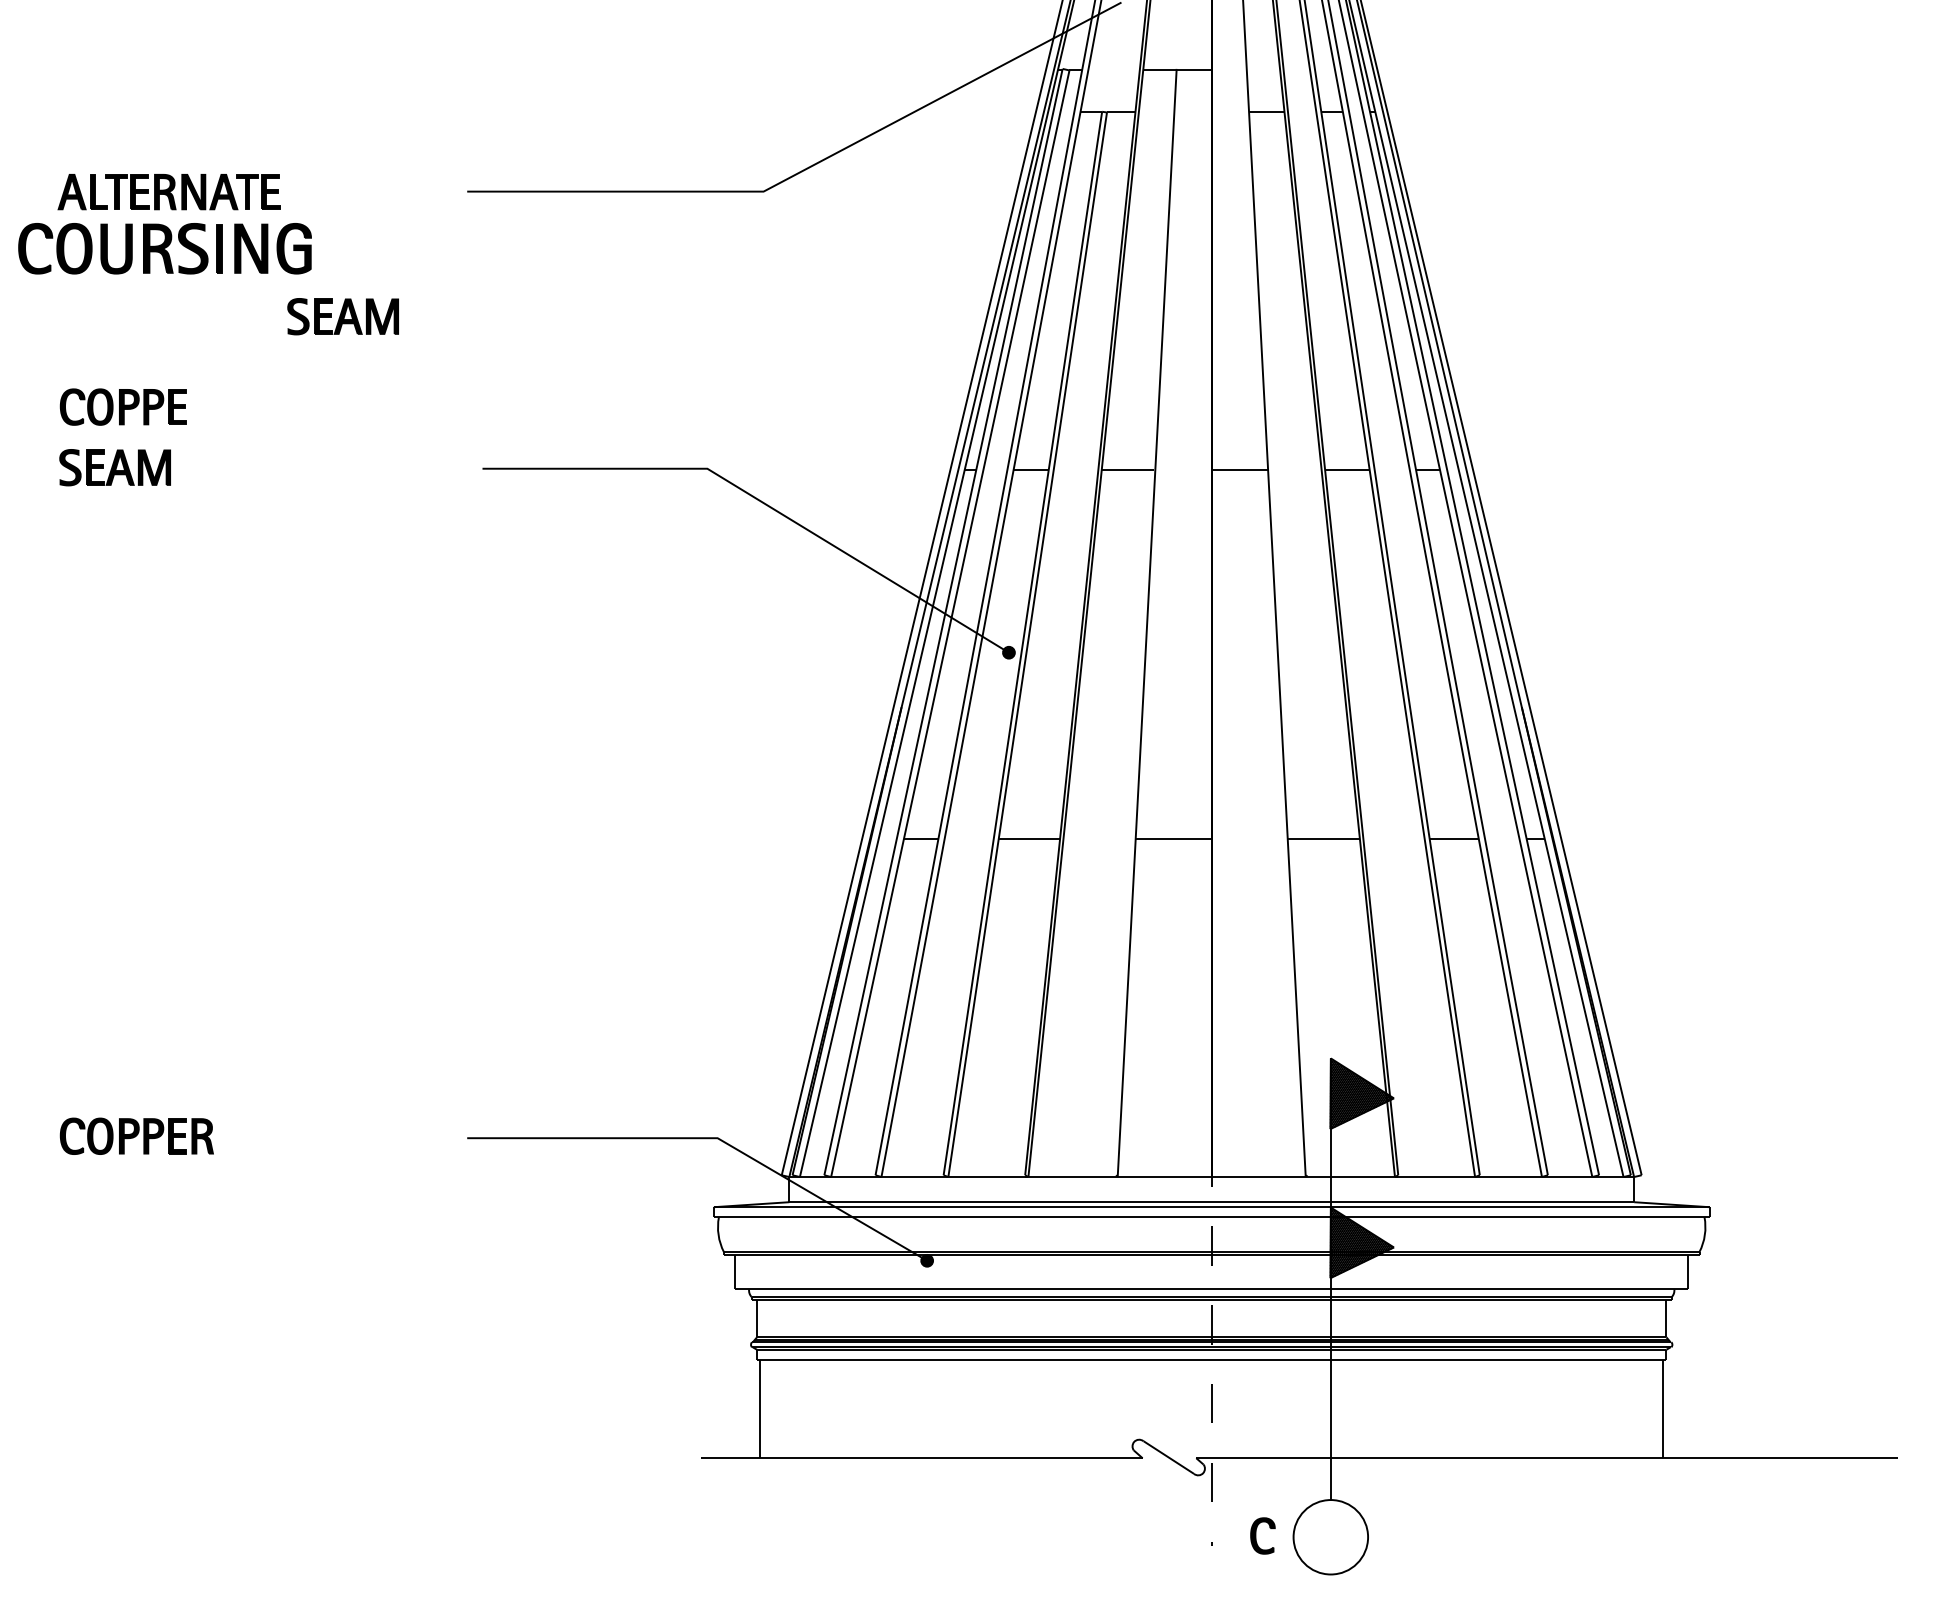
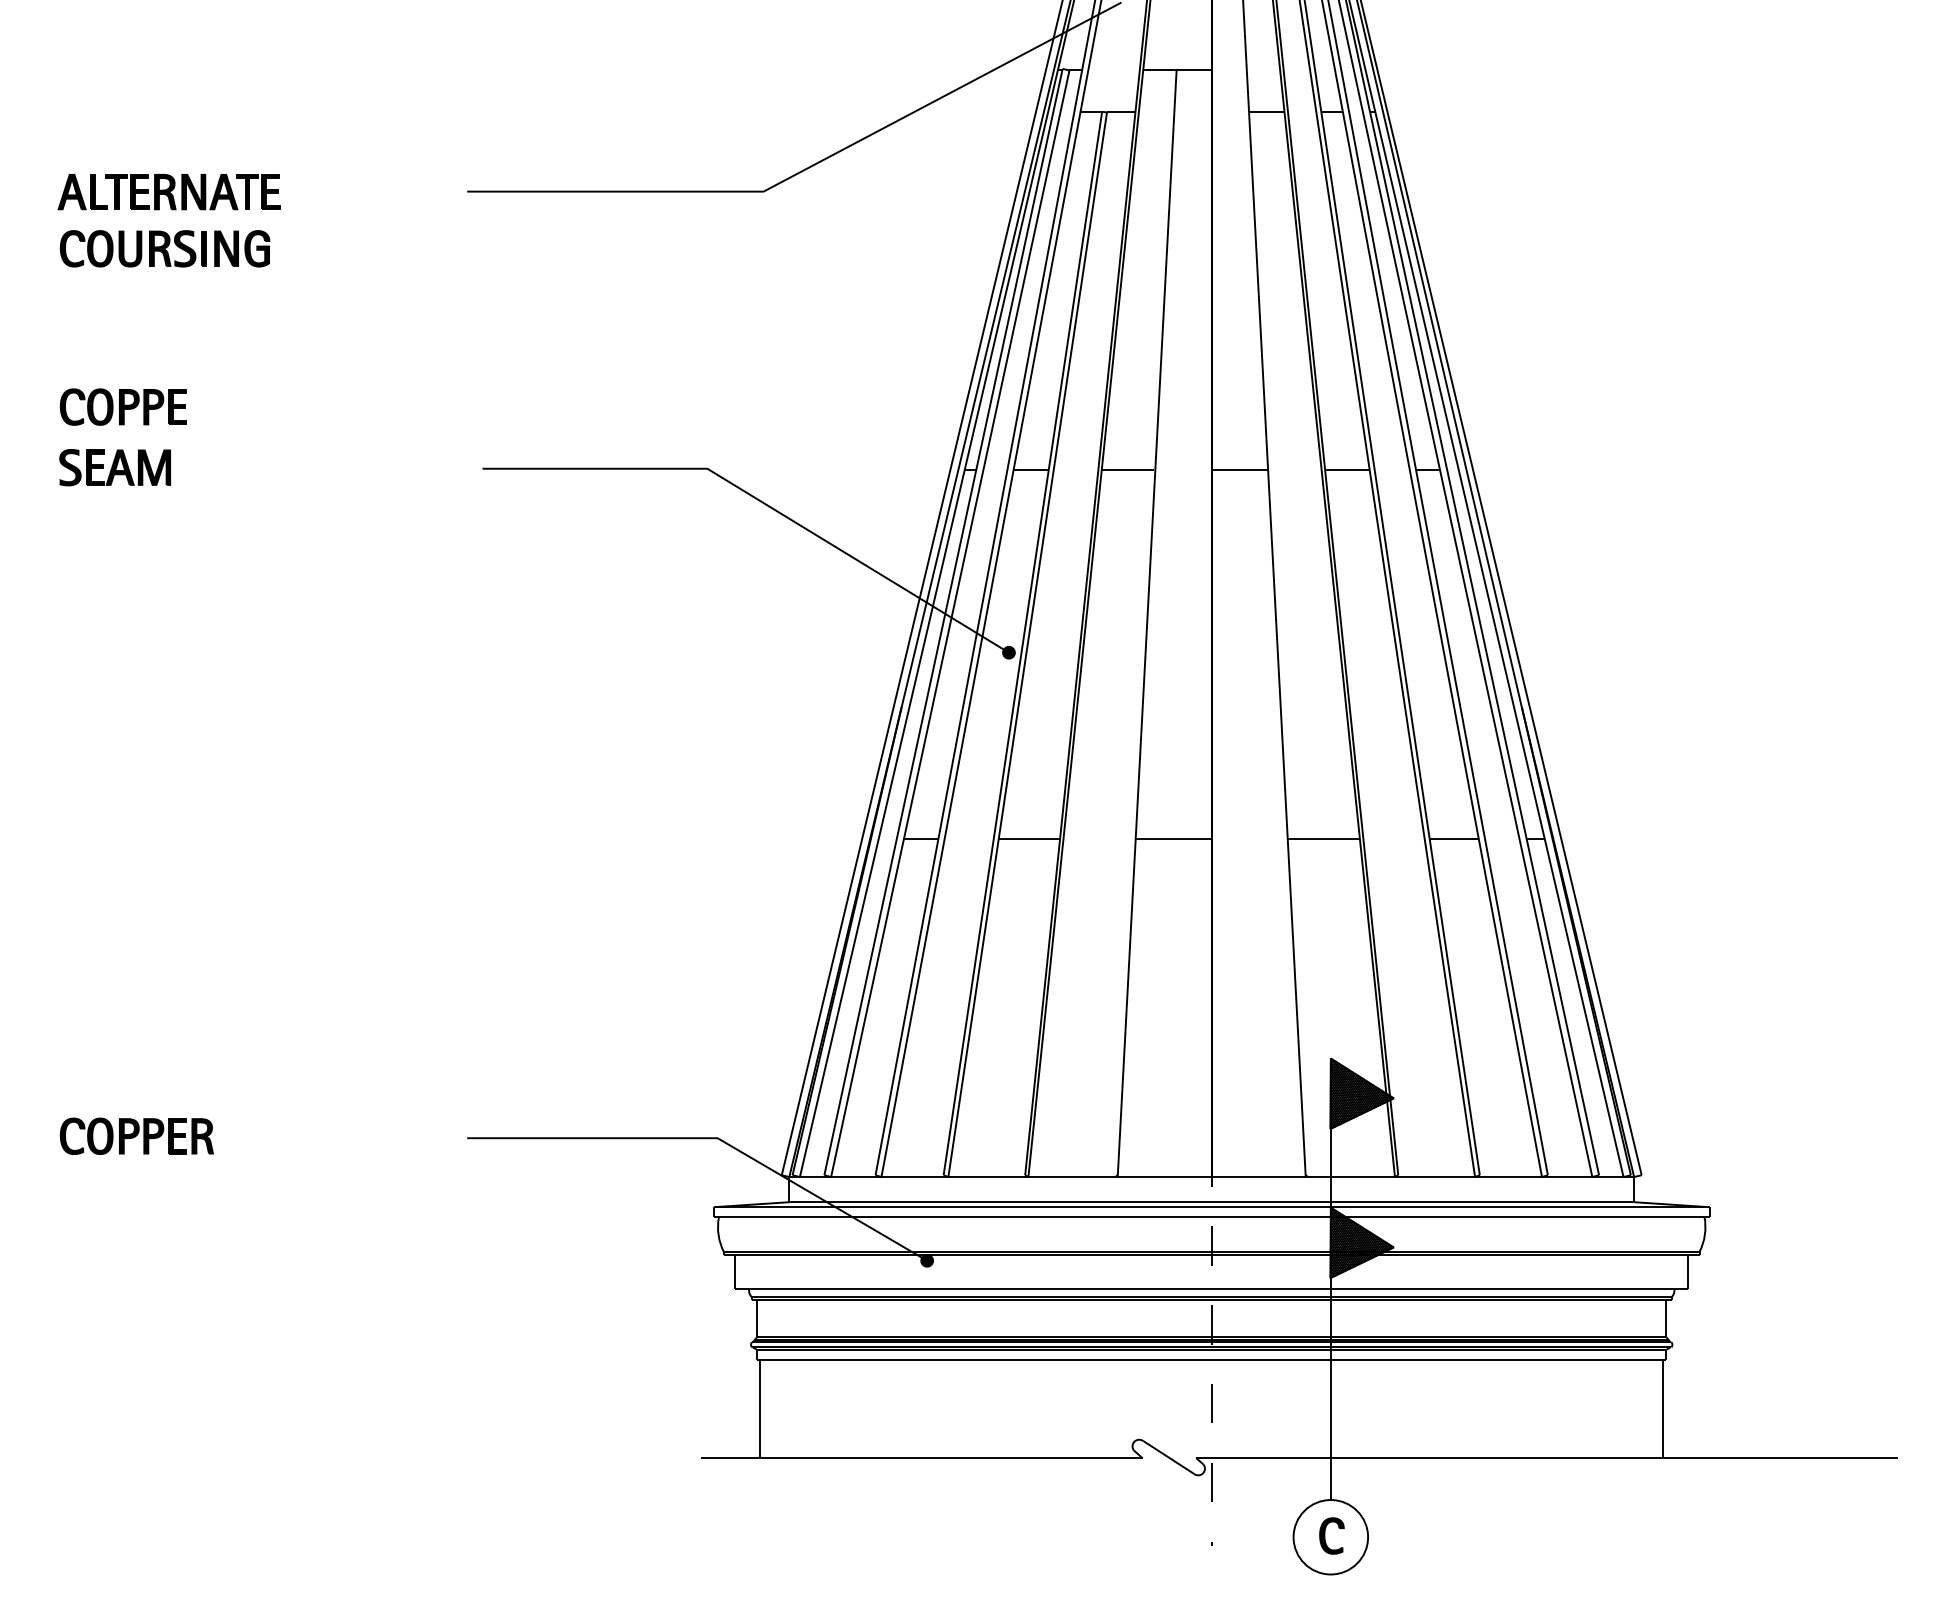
part size: 294x52 px -> 212x38 px (164, 248)
part: present -> none (342, 316)
part position: (1262, 1535) -> (1331, 1535) (1331, 1535)
